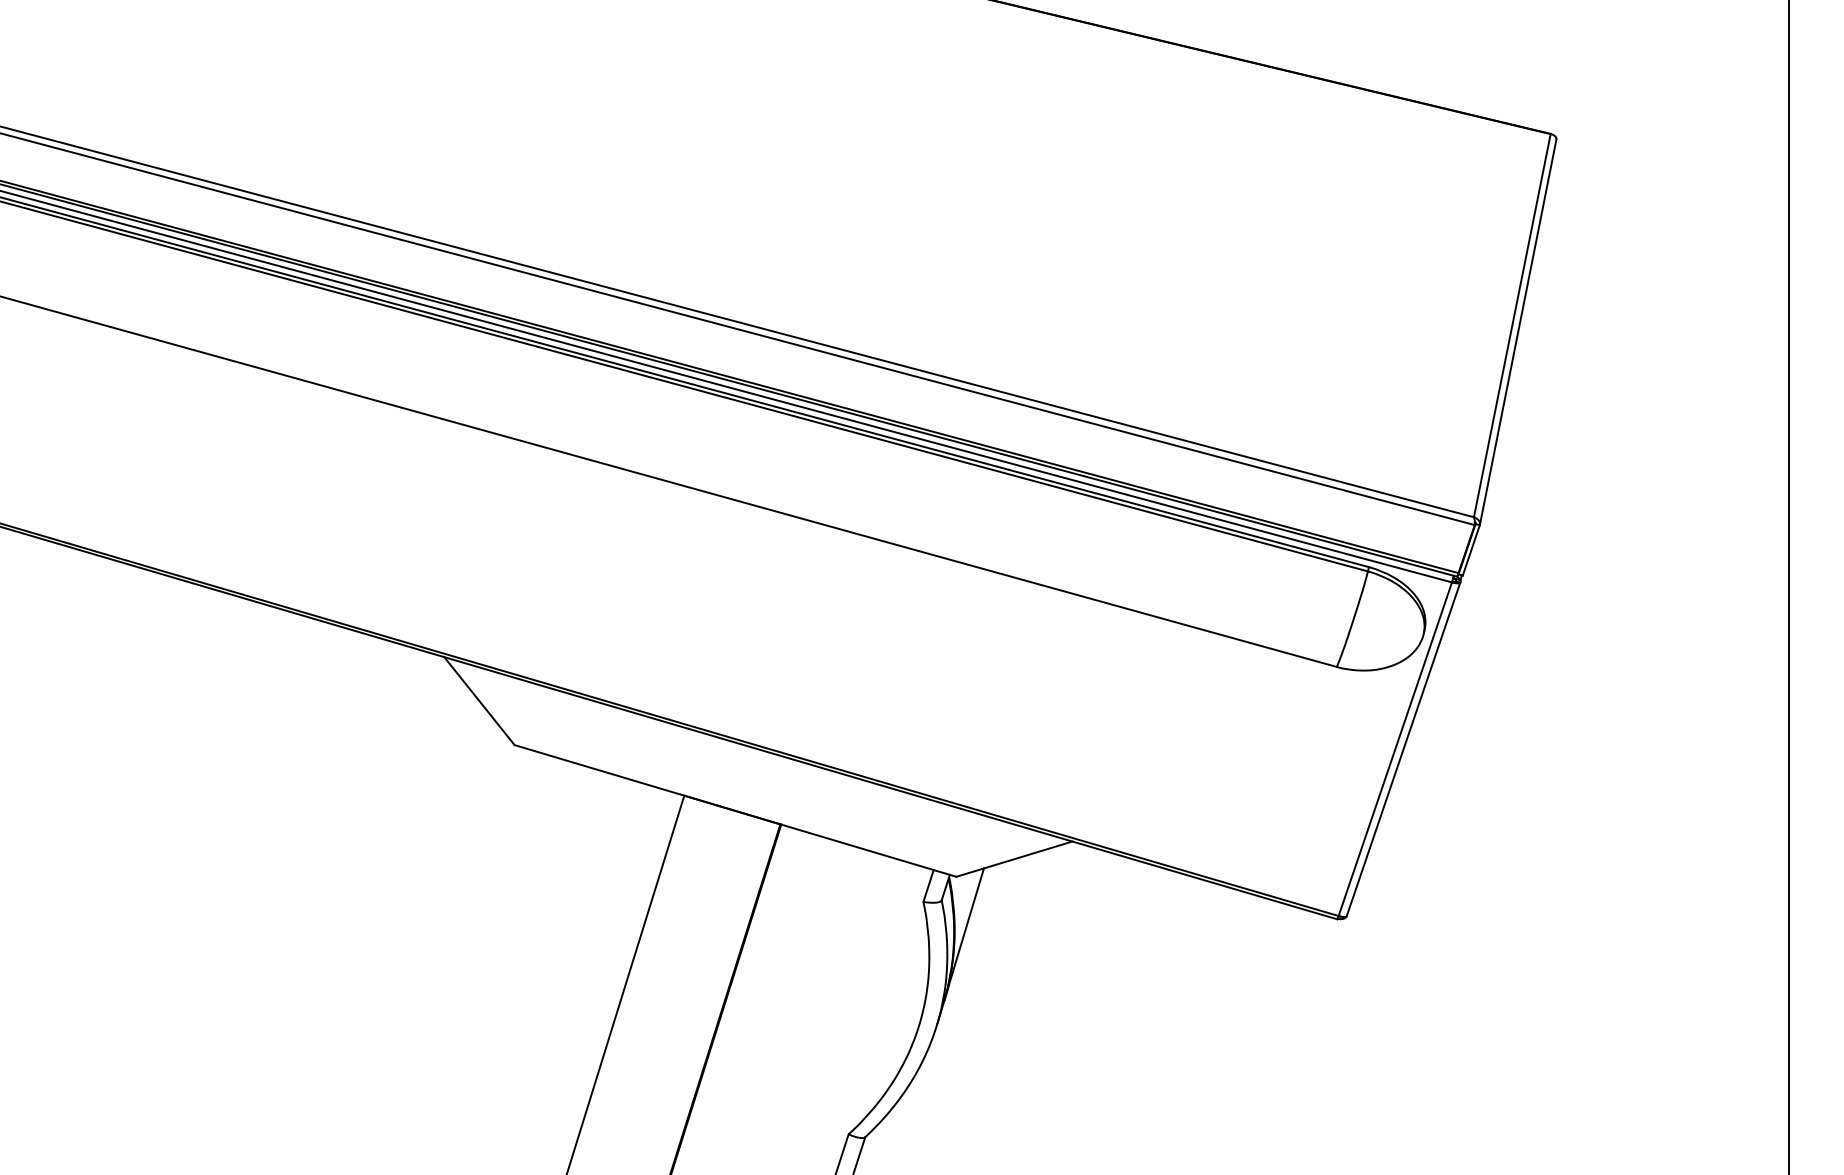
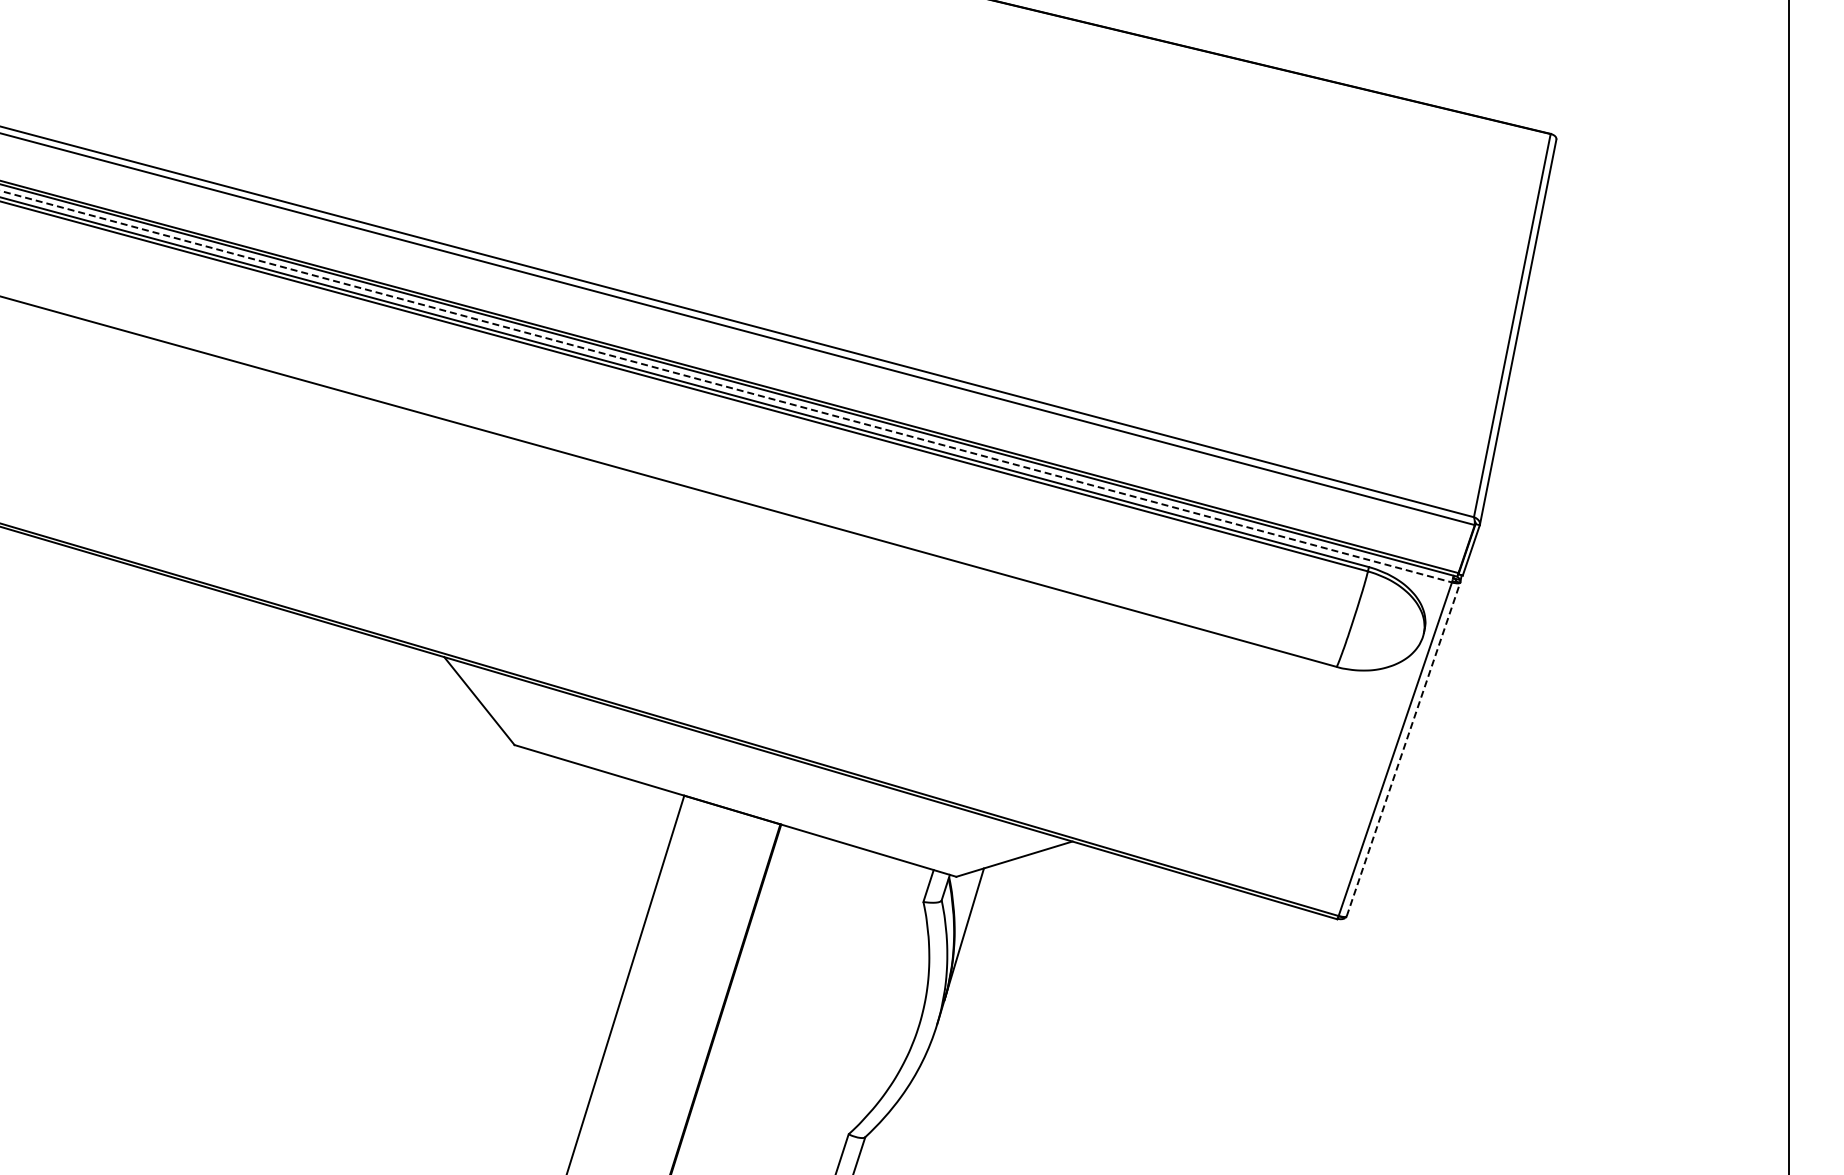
line: solid -> dashed (726, 386)
line: solid -> dashed (1403, 749)
